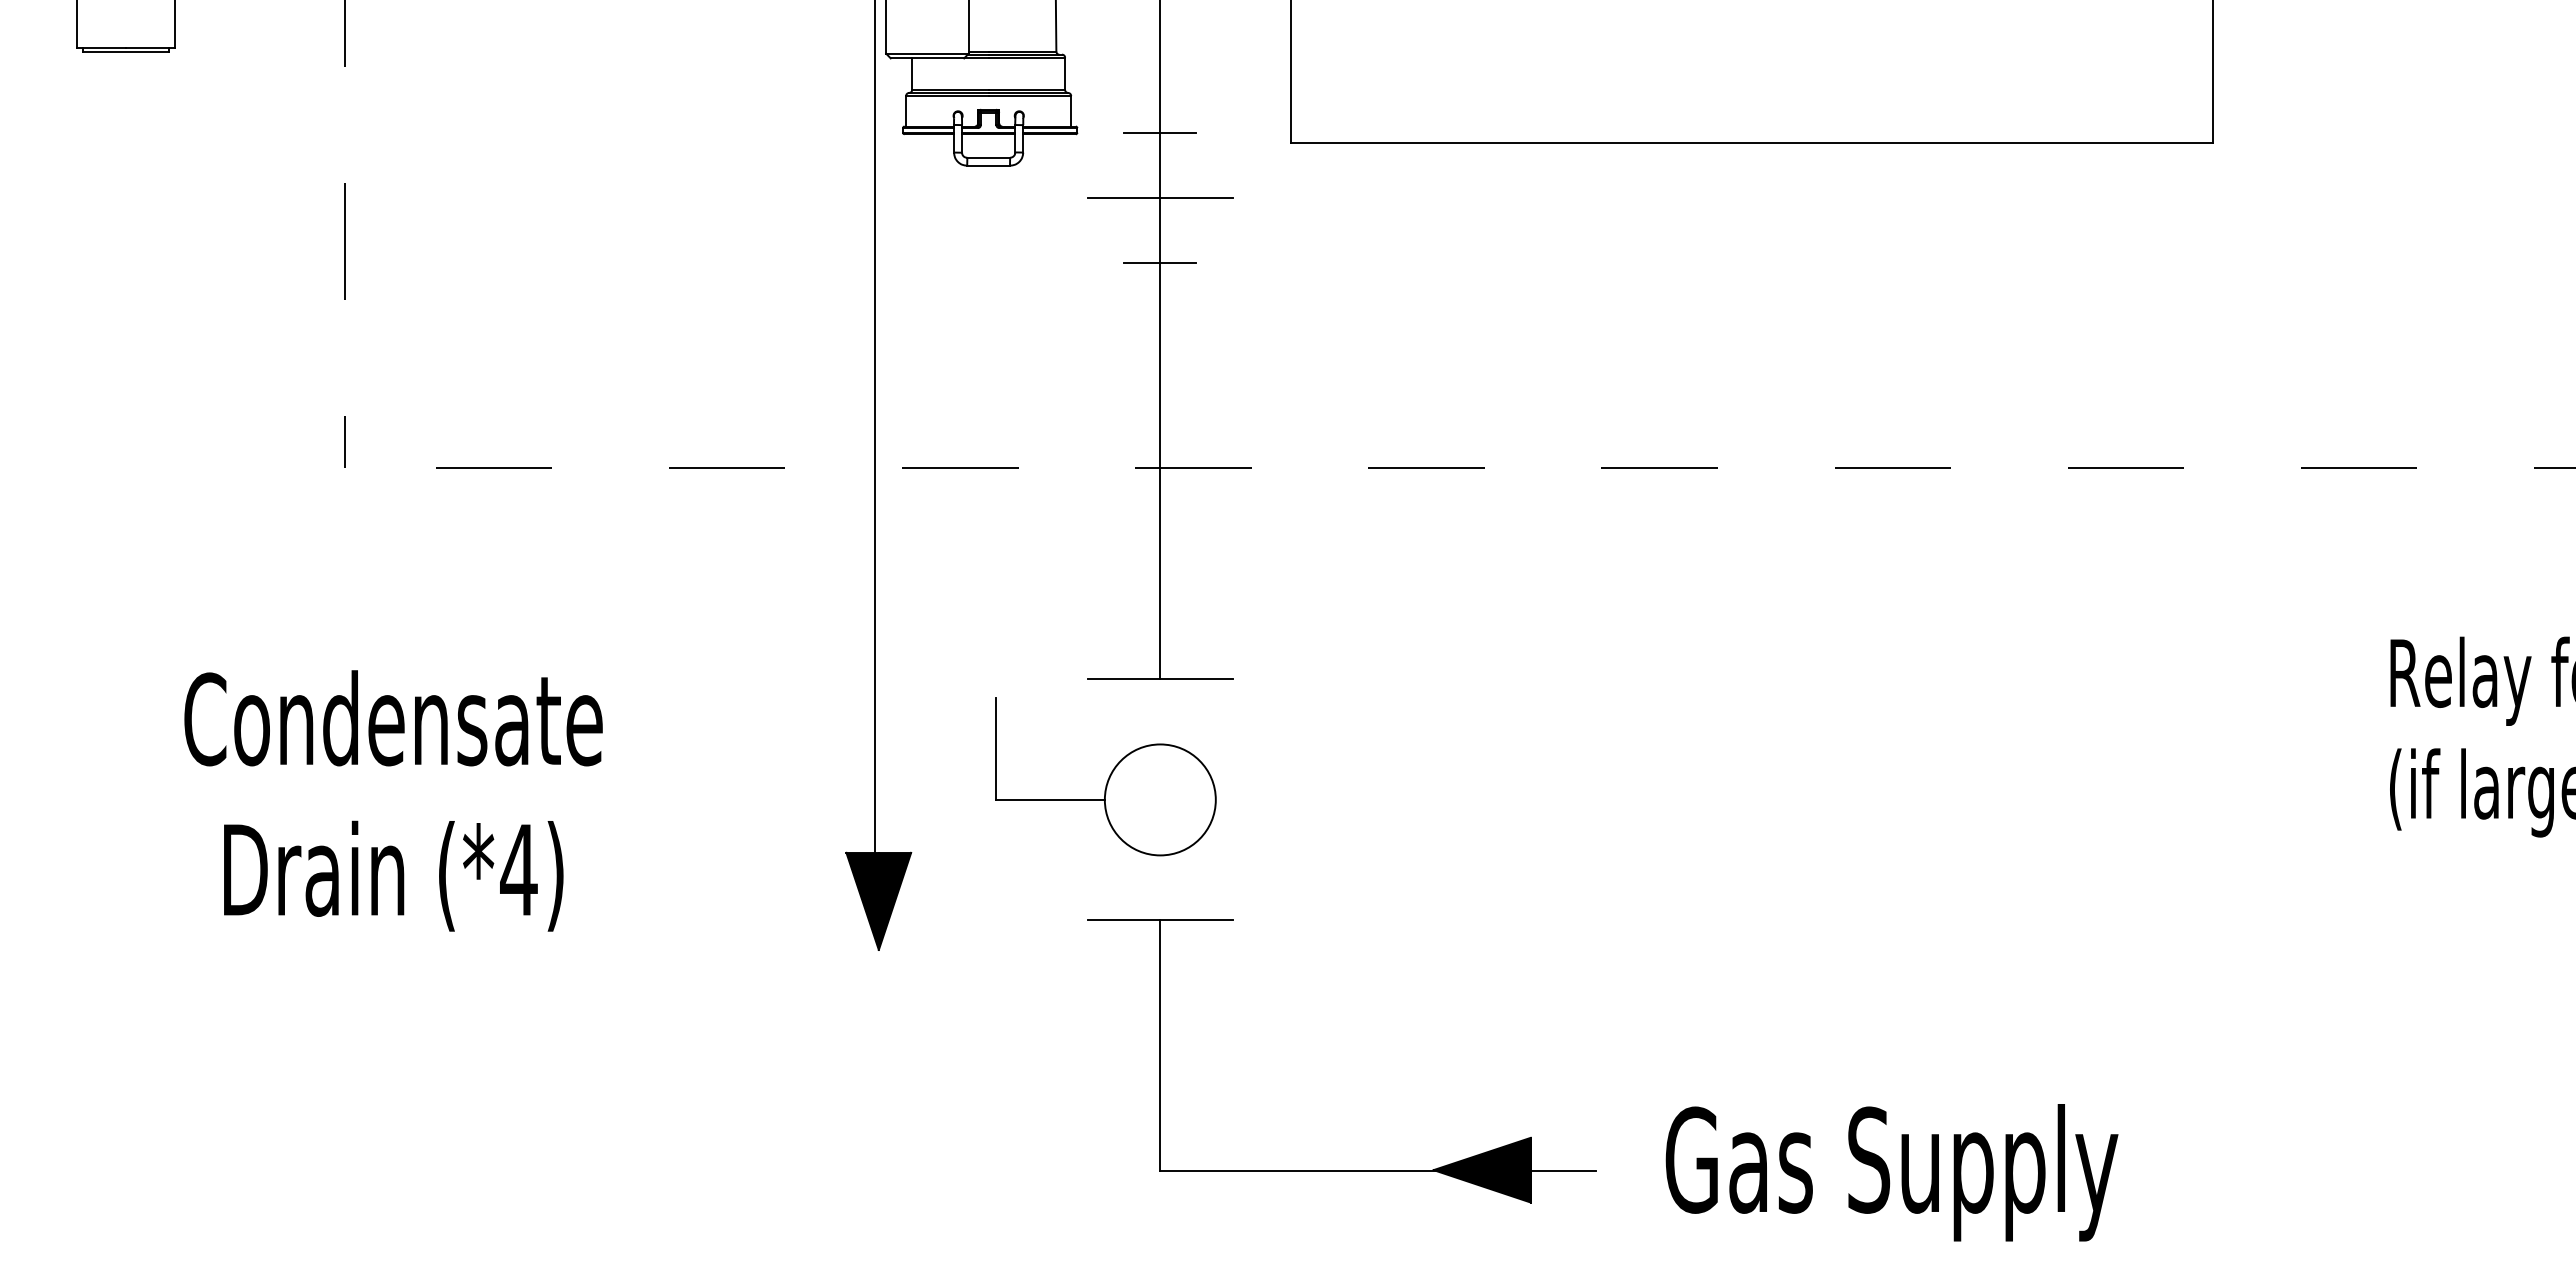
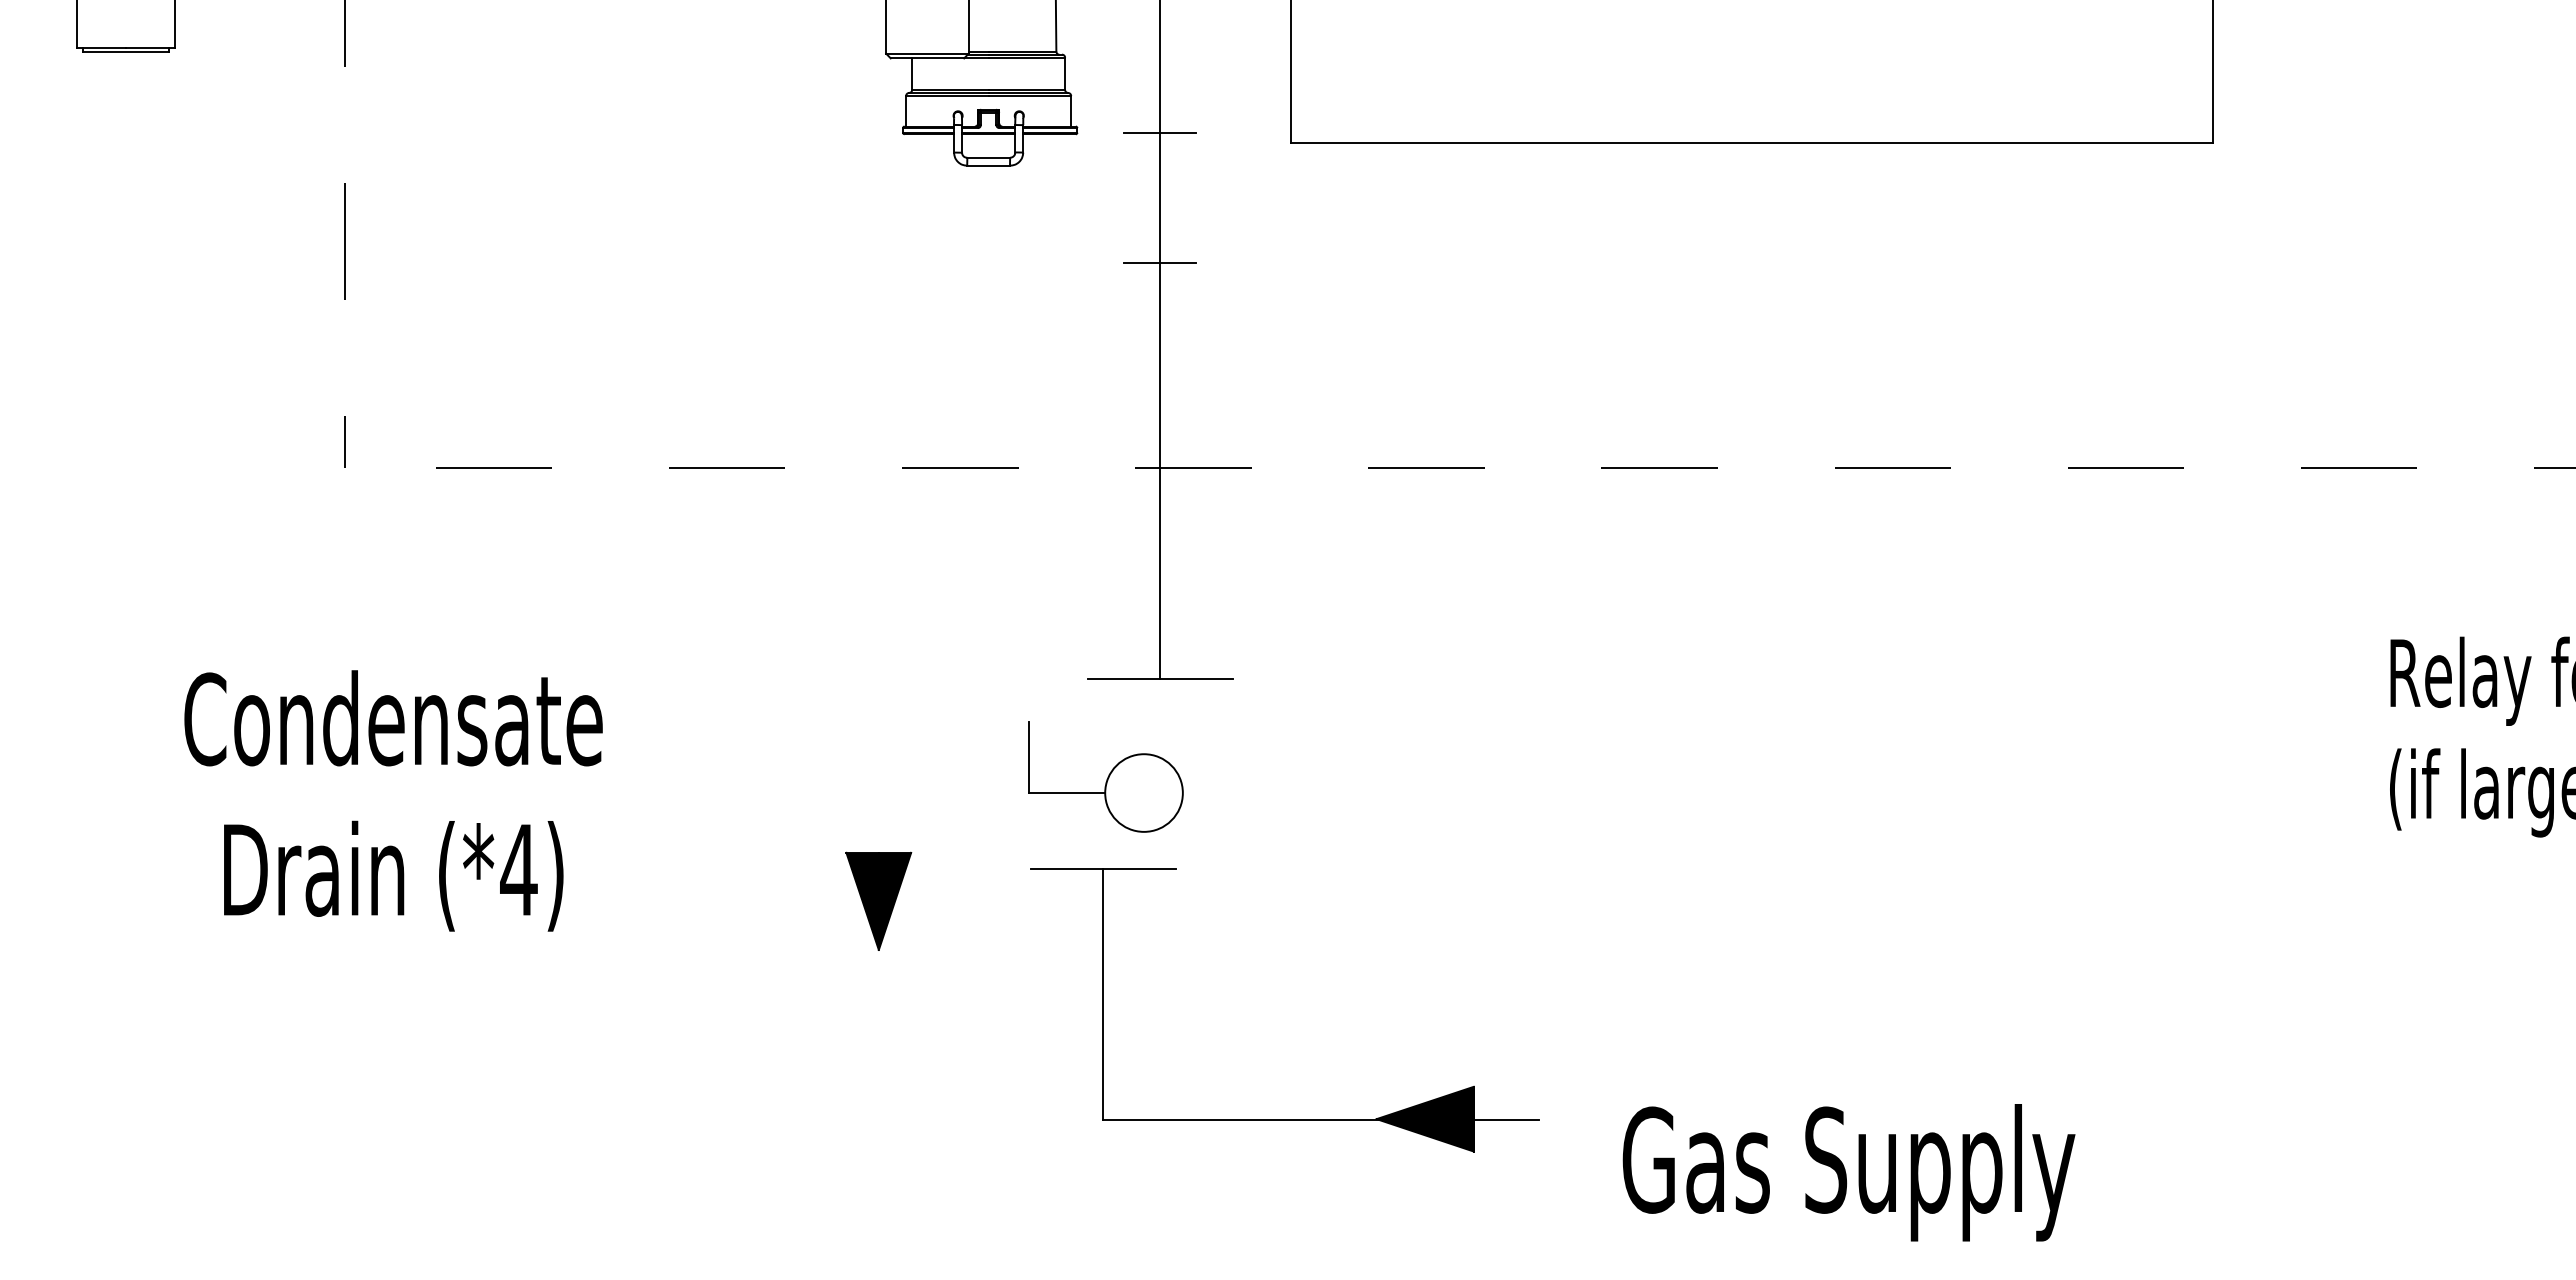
line: present -> none (1160, 197)
line: present -> none (875, 427)
part size: 222x160 px -> 156x112 px (1105, 776)
part position: (1341, 1170) -> (1284, 1119) (1284, 1119)
text position: (1891, 1172) -> (1848, 1172) (1848, 1172)
